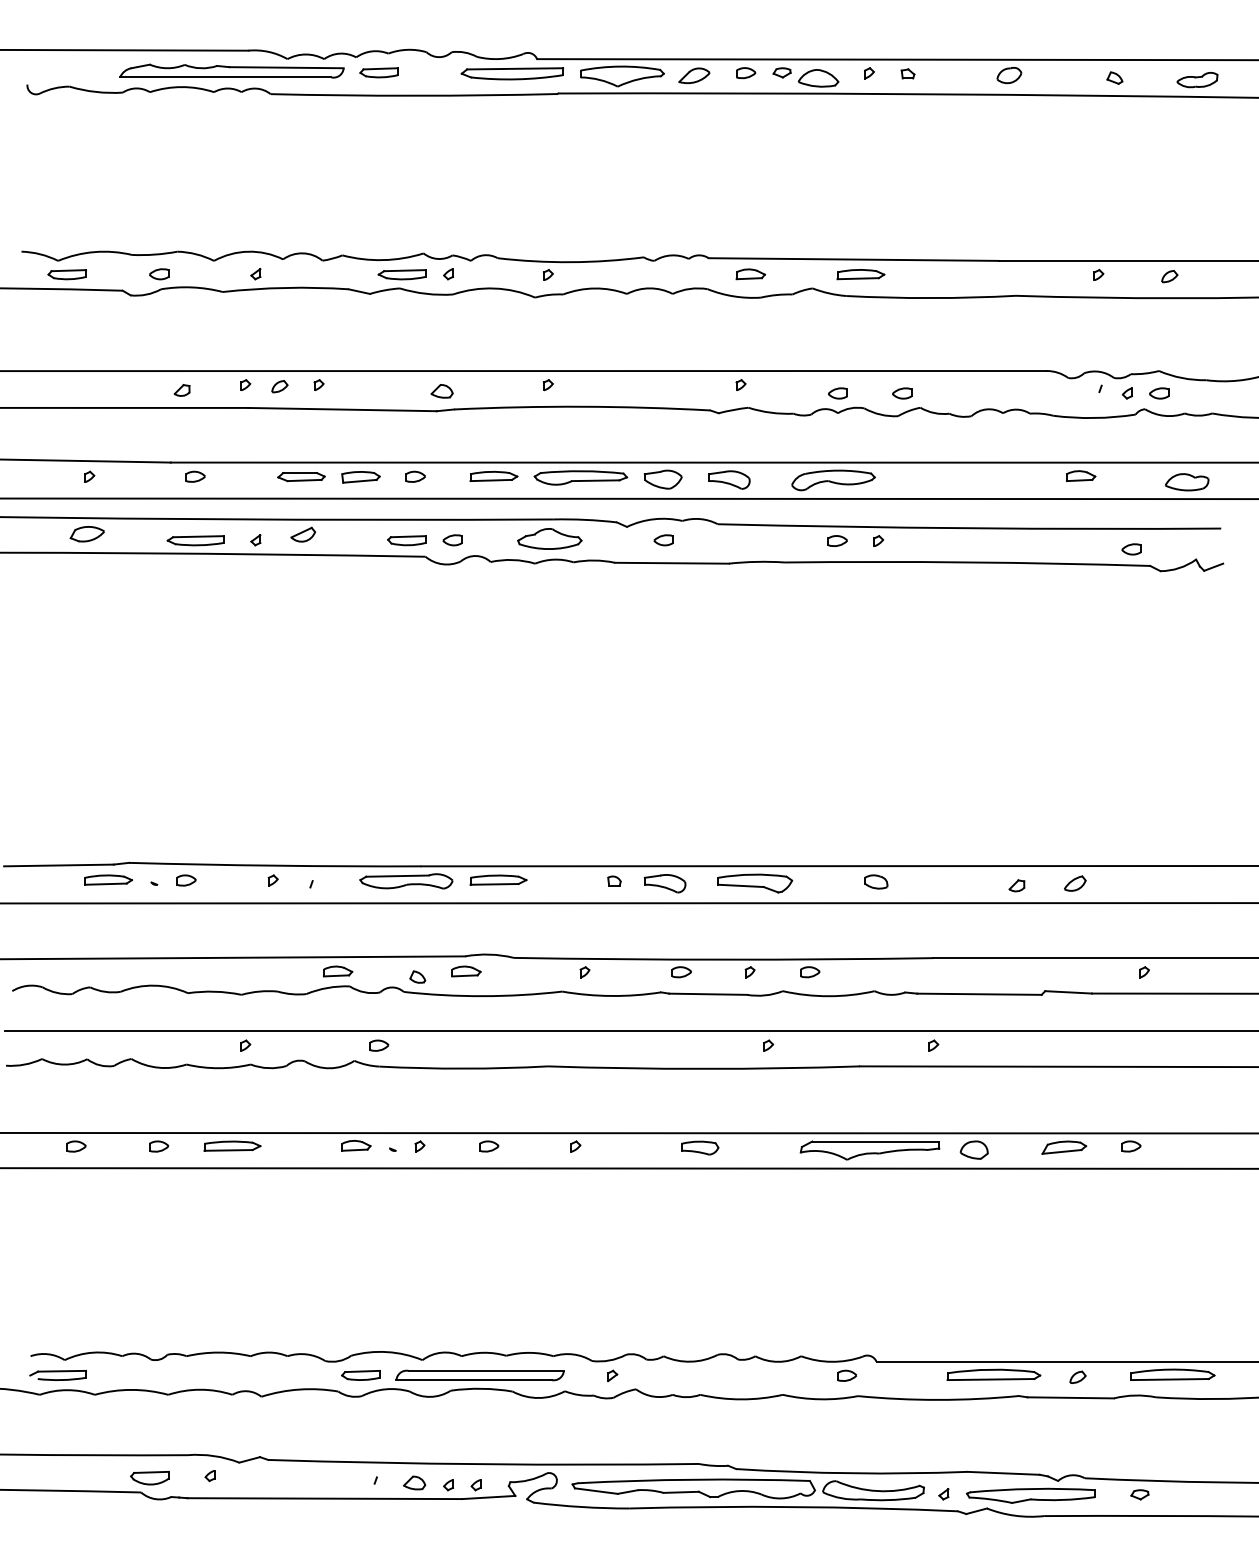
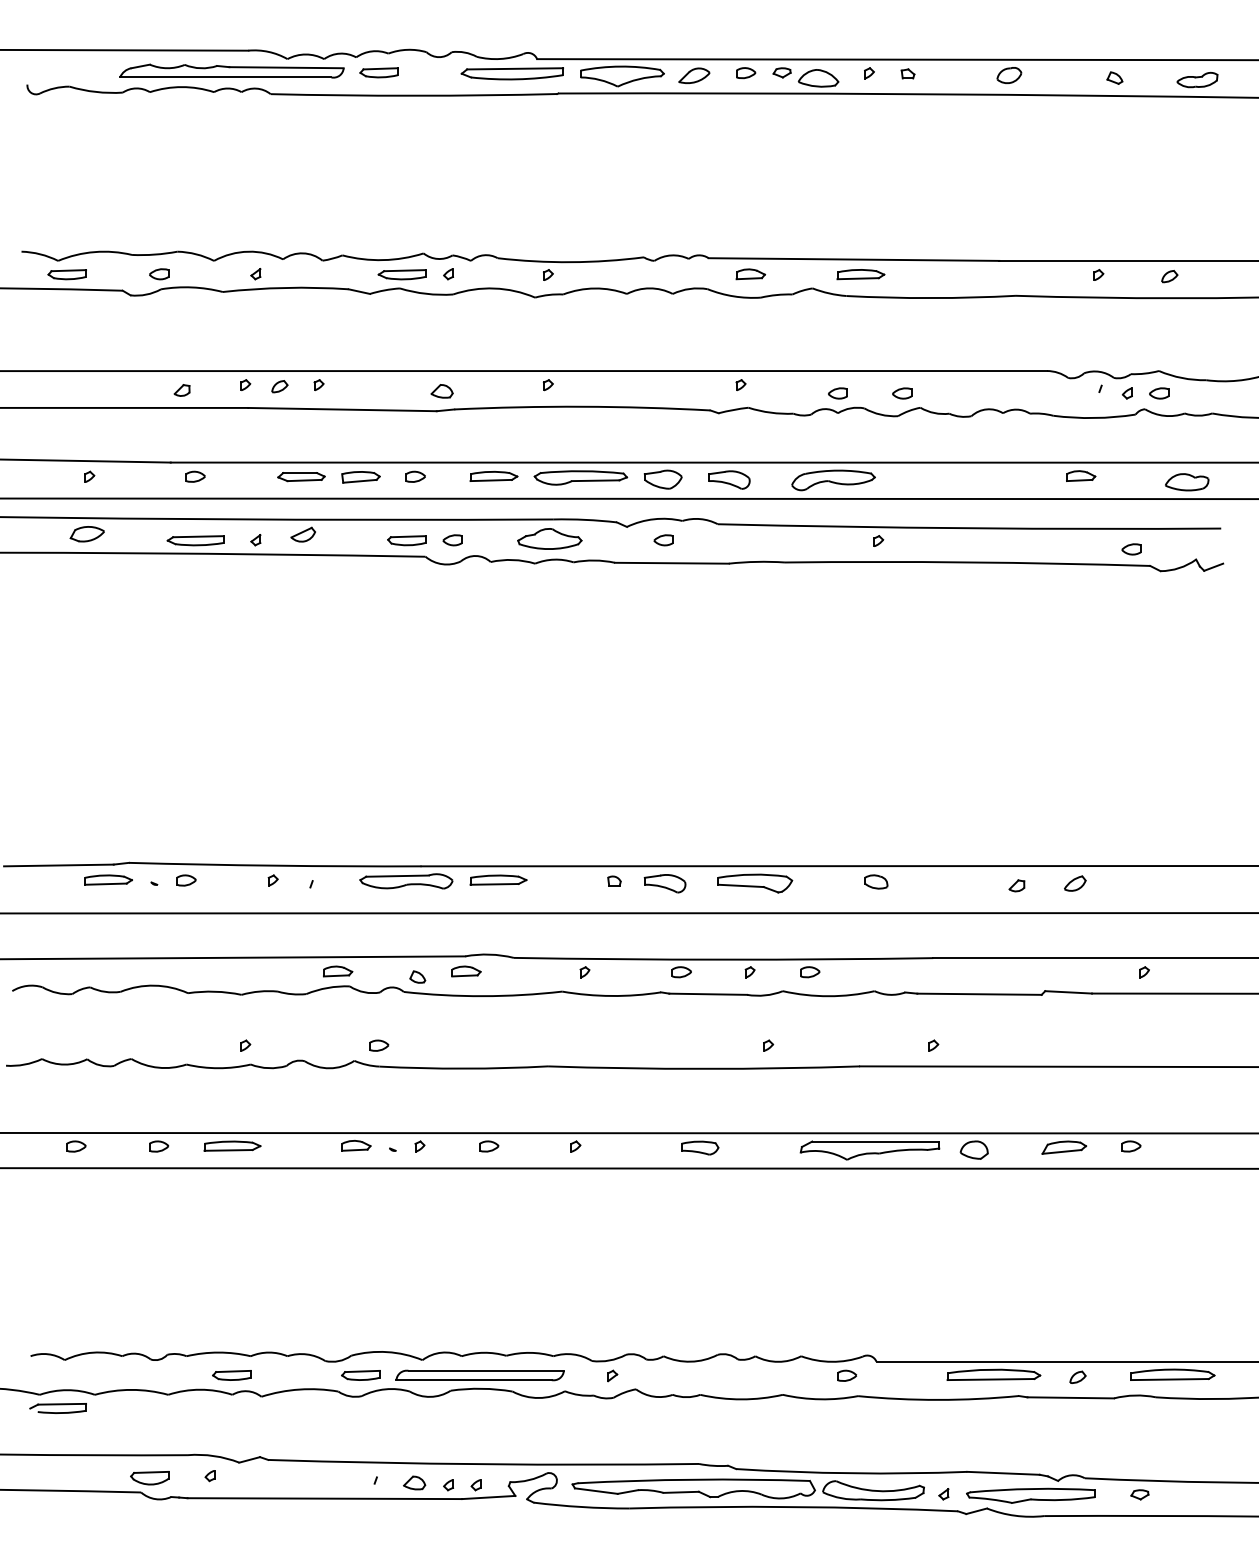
part: present -> none (837, 540)
line position: (628, 903) -> (628, 913) (628, 913)
line: present -> none (630, 1031)
part position: (57, 1375) -> (57, 1408) (57, 1408)
part: none -> present (231, 1375)
